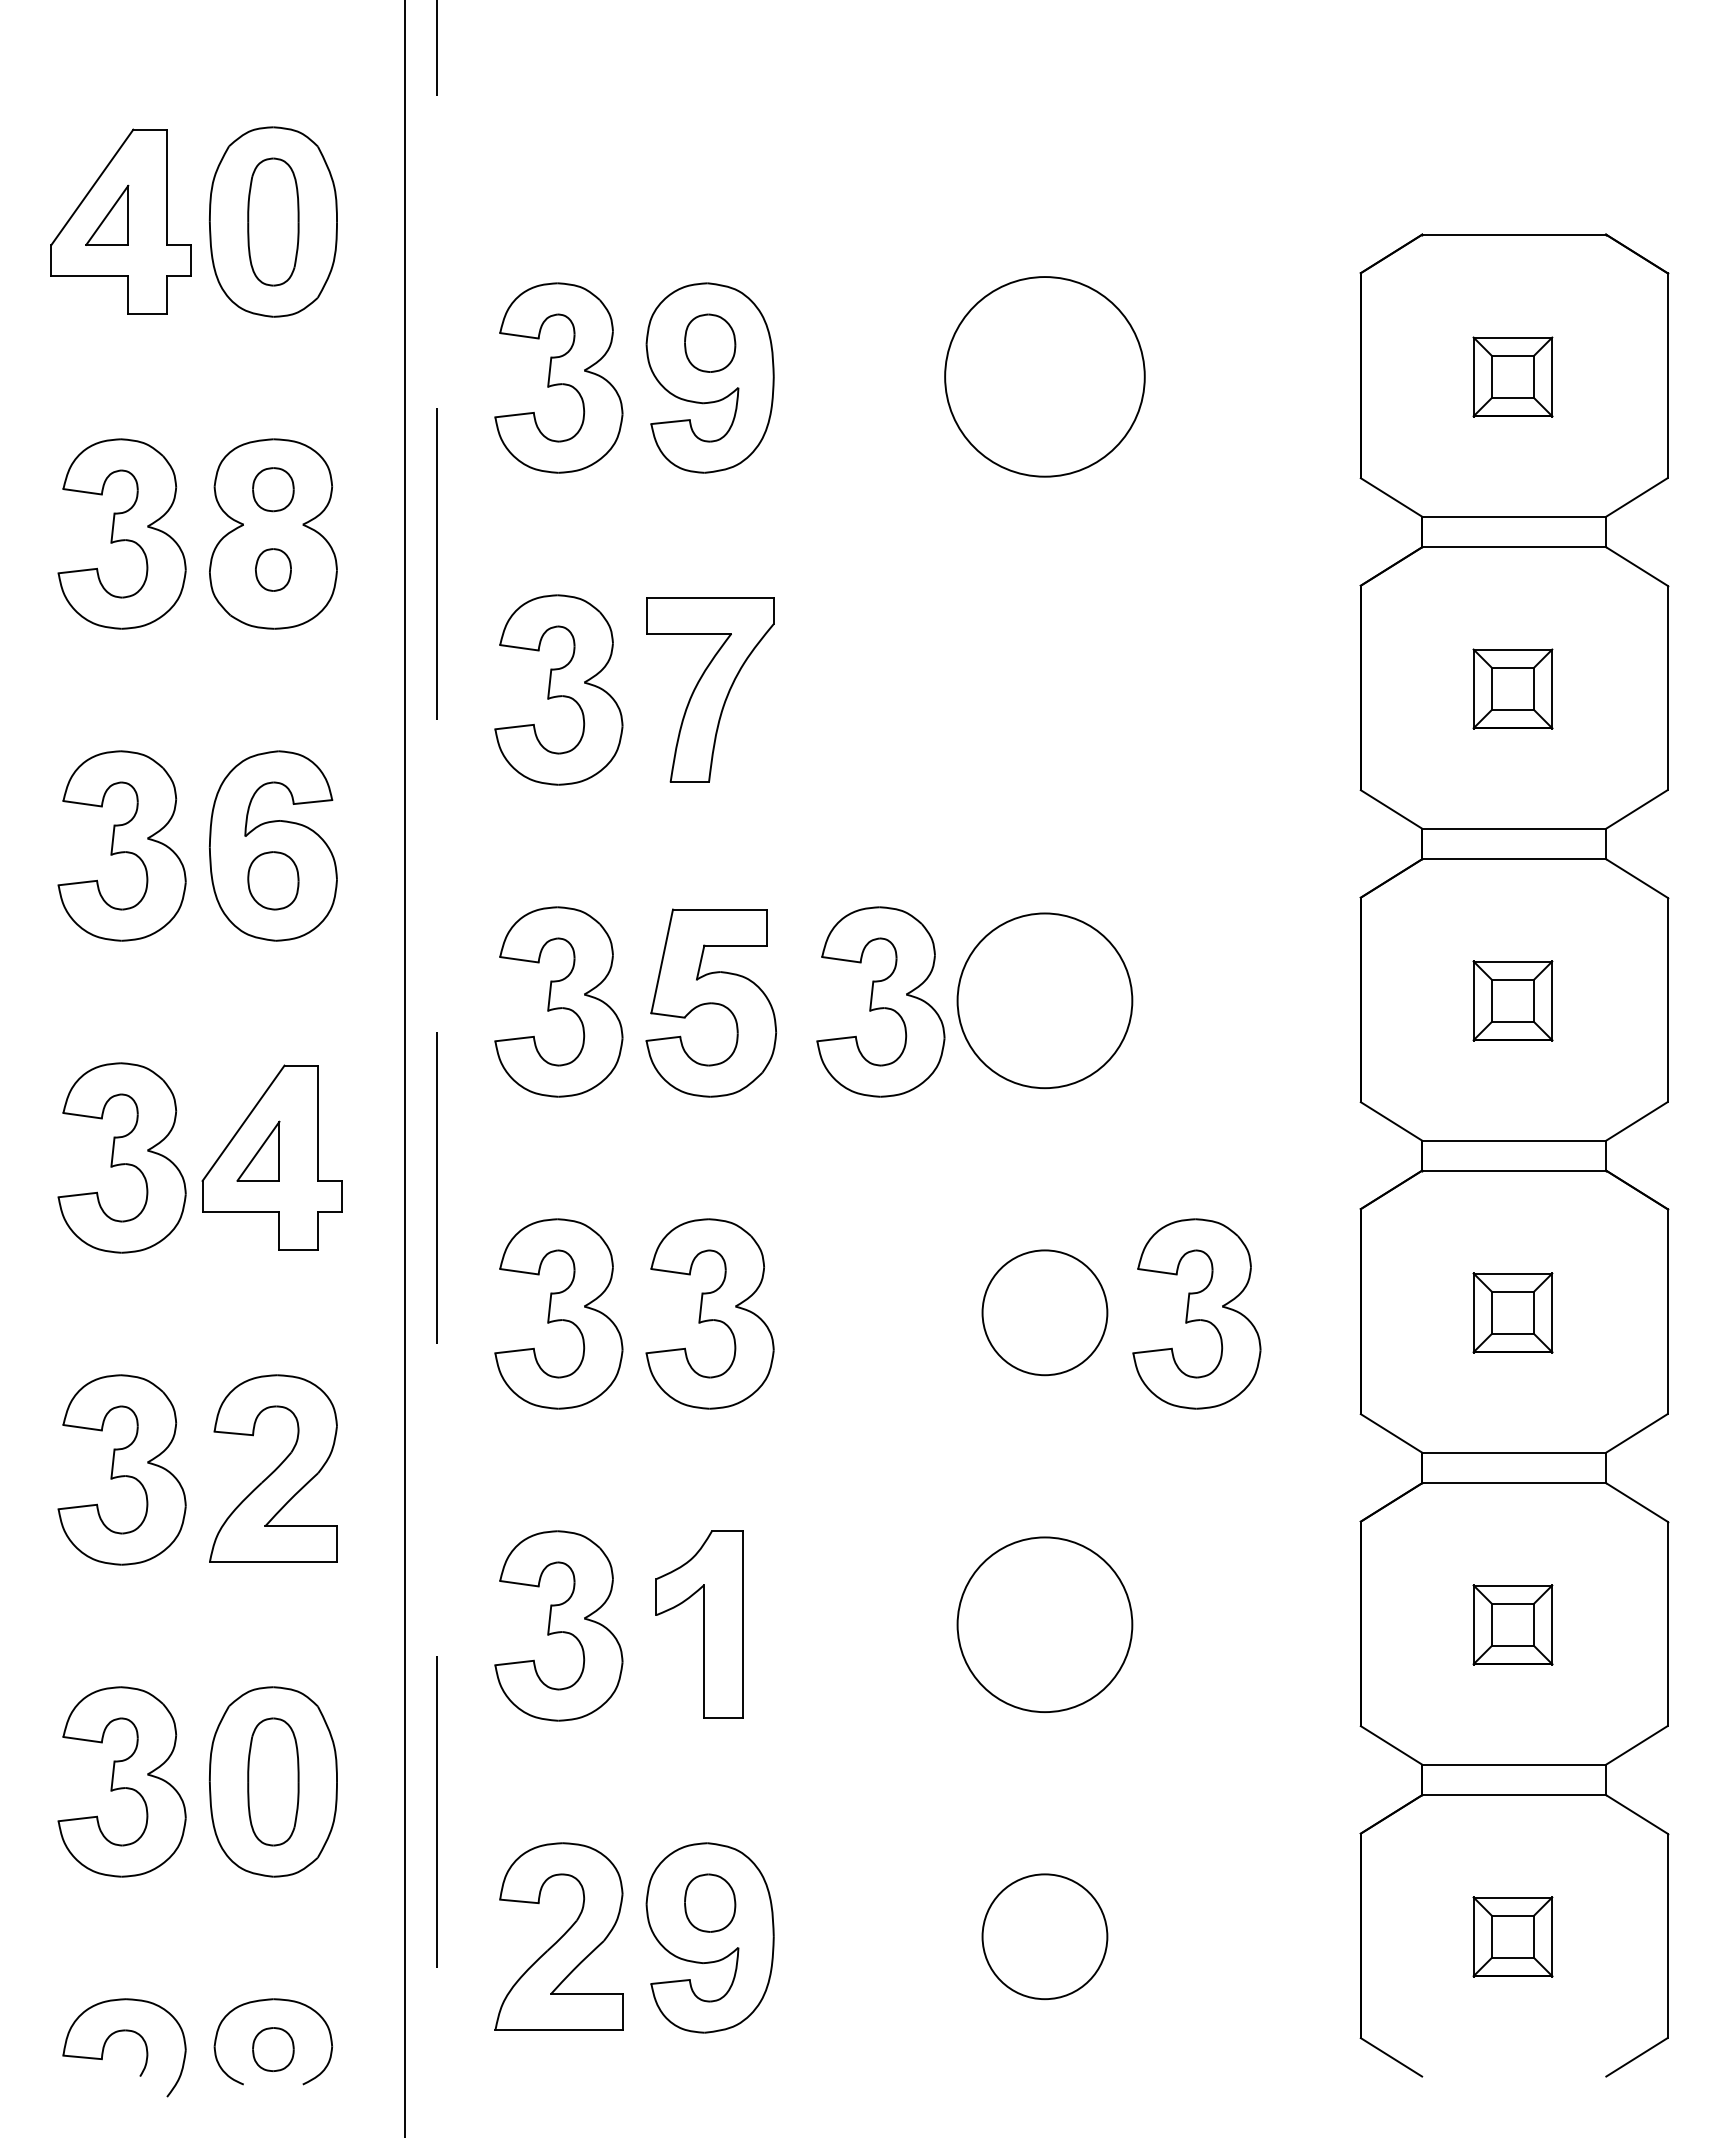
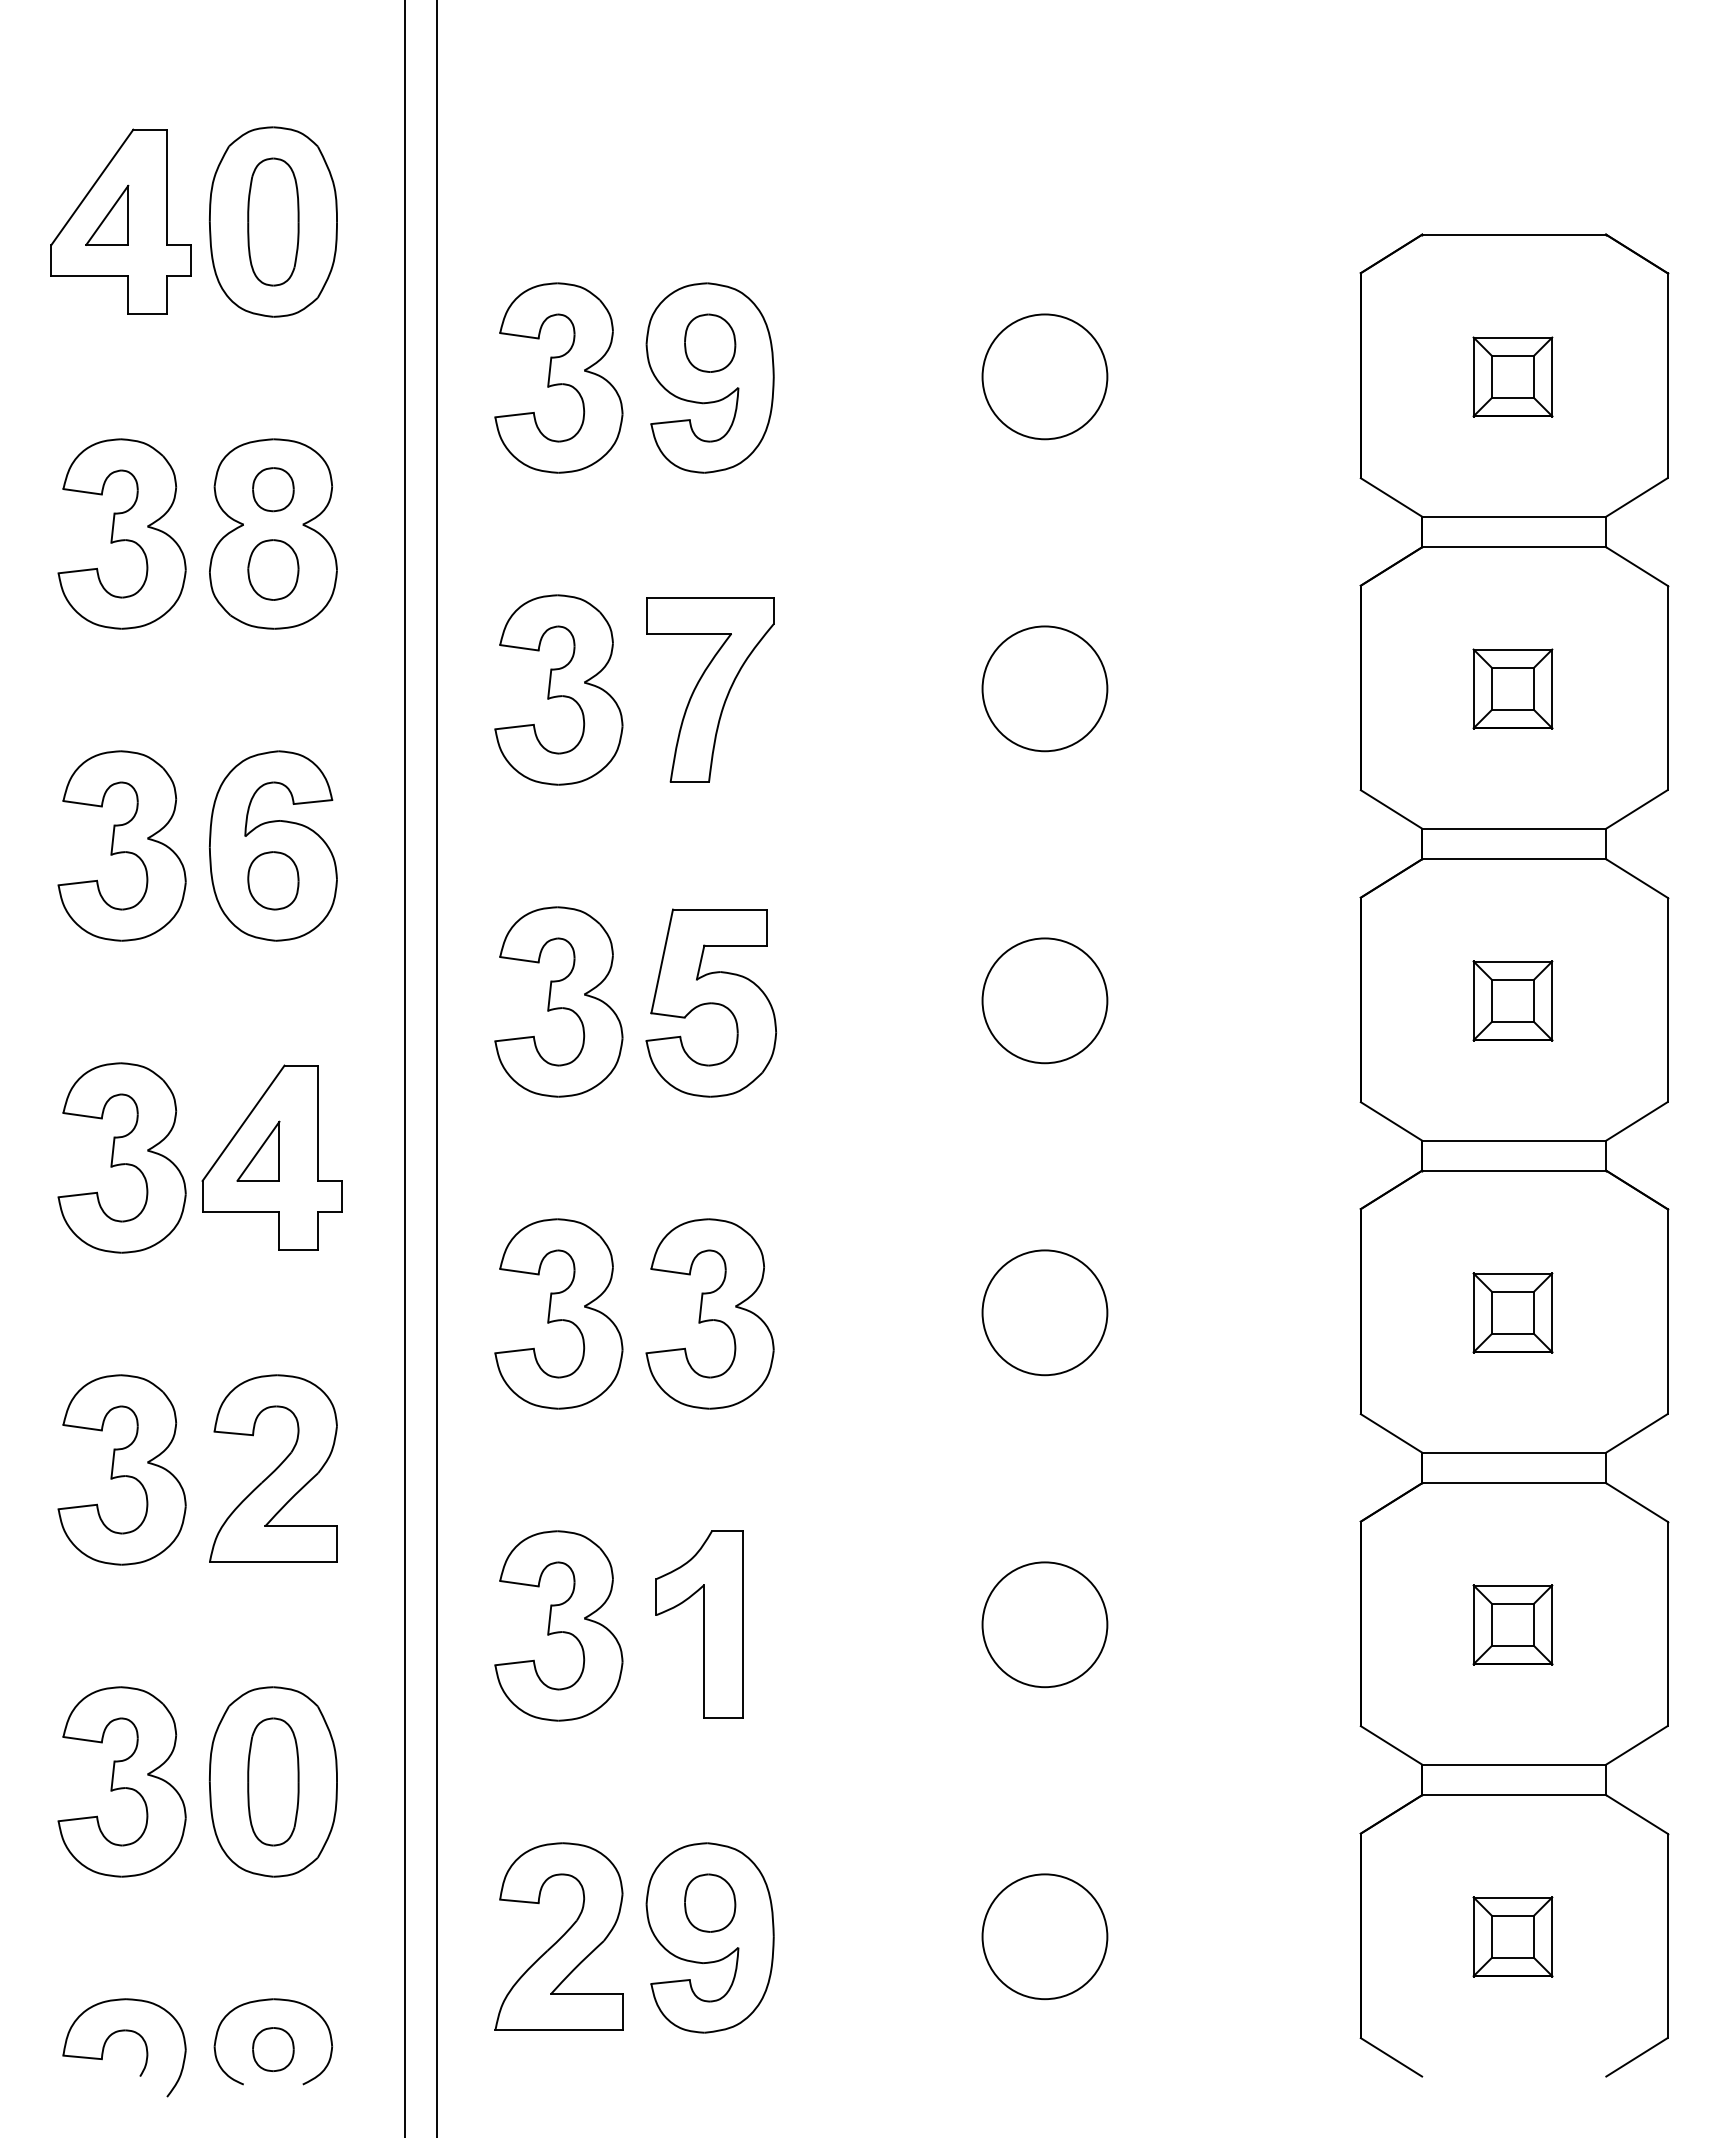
circle diameter: 200 px -> 125 px (1044, 376)
part size: 37x44 px -> 53x62 px (273, 569)
circle: none -> present (1044, 688)
circle diameter: 175 px -> 125 px (1044, 1000)
part: present -> none (880, 1001)
line: dashed -> solid (436, 1067)
part: present -> none (1196, 1313)
circle diameter: 175 px -> 125 px (1044, 1624)
